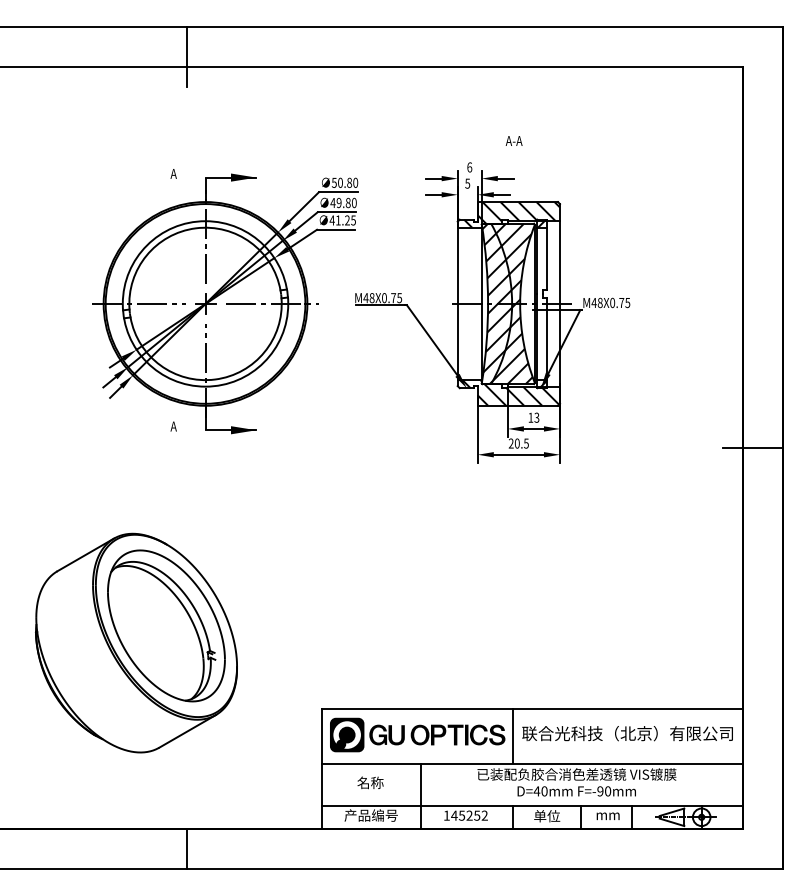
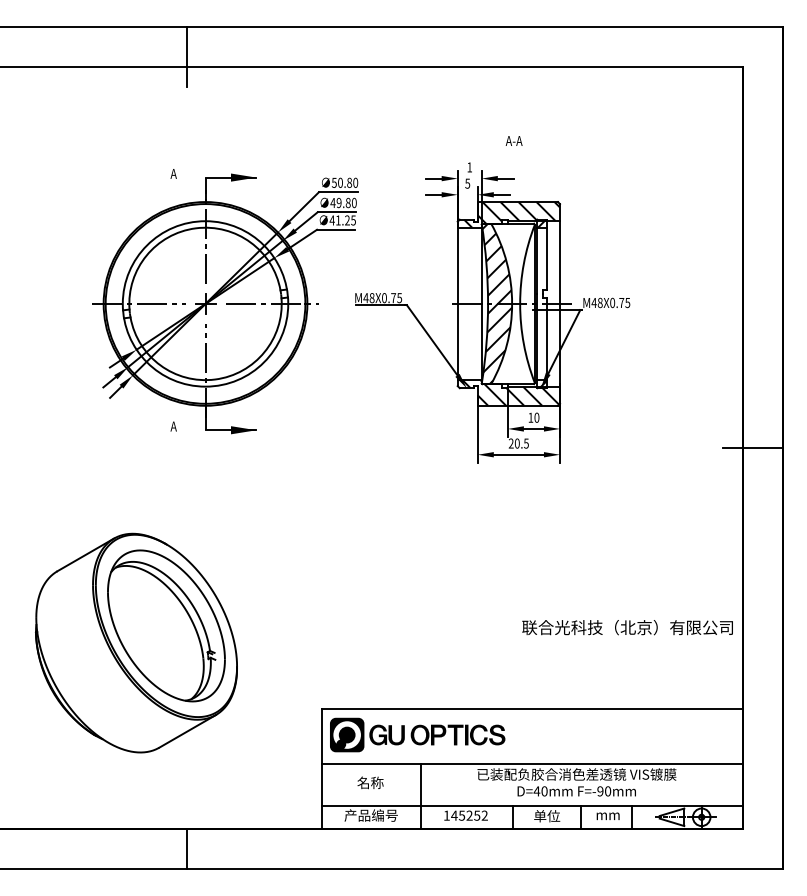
text: 6 -> 1 (469, 167)
hatch: present -> none (512, 303)
text: 13 -> 10 (536, 417)
text position: (627, 733) -> (627, 627) (627, 627)
line: present -> none (512, 735)
